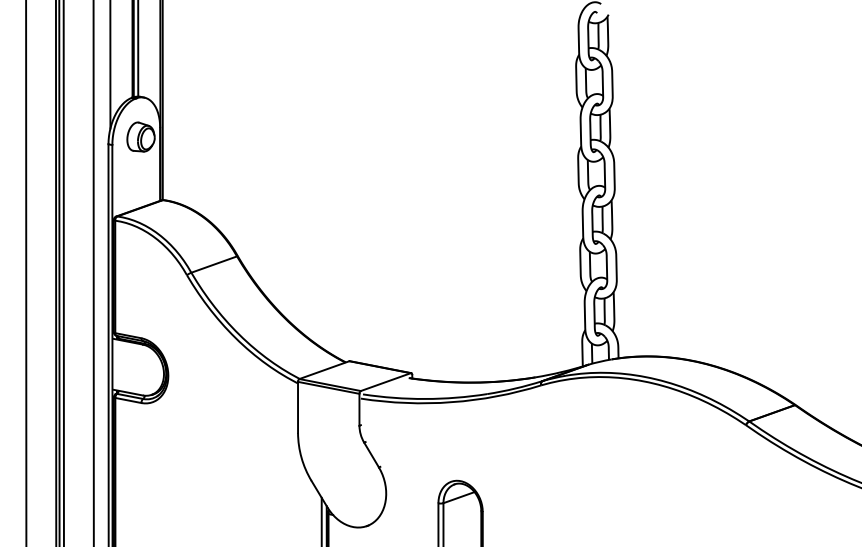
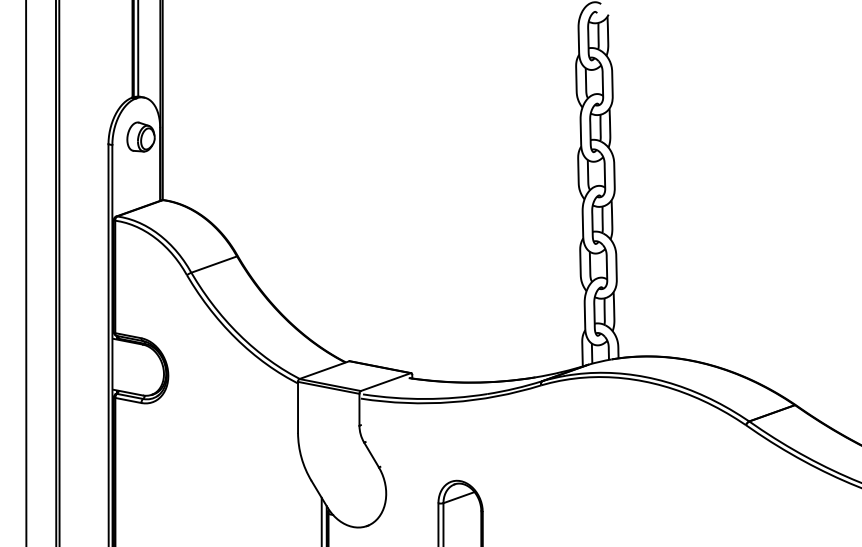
line: present -> none (110, 65)
line: present -> none (63, 272)
line: present -> none (93, 272)
